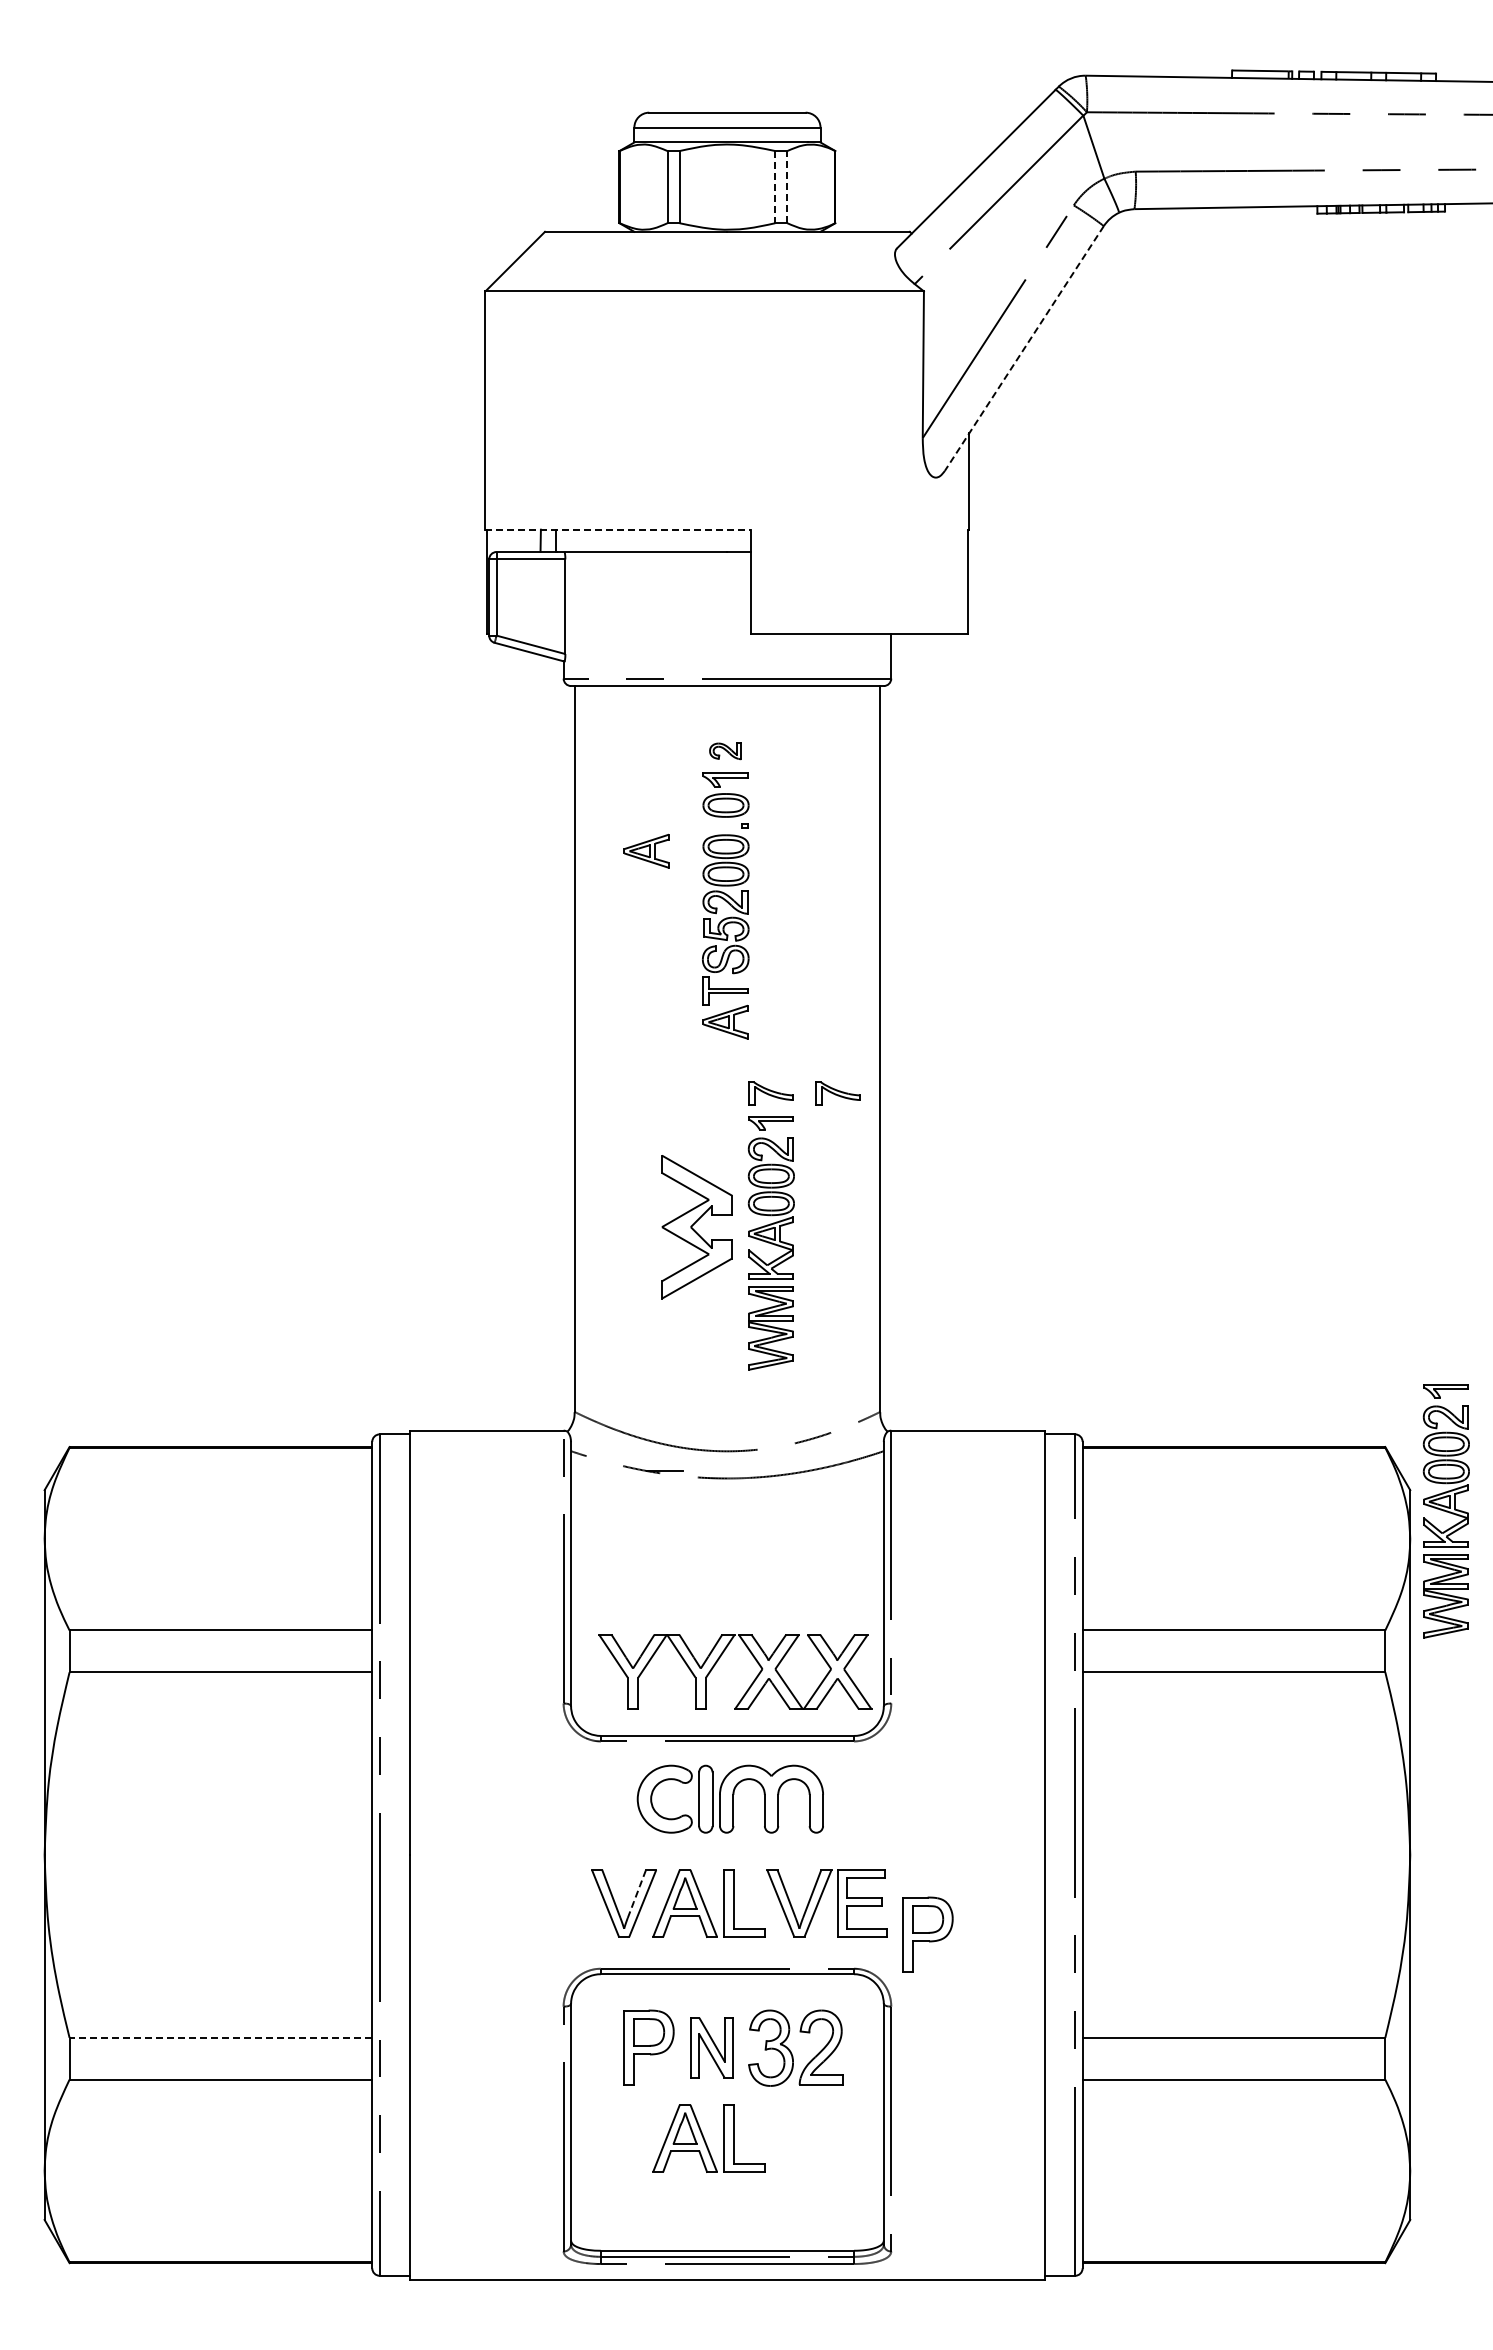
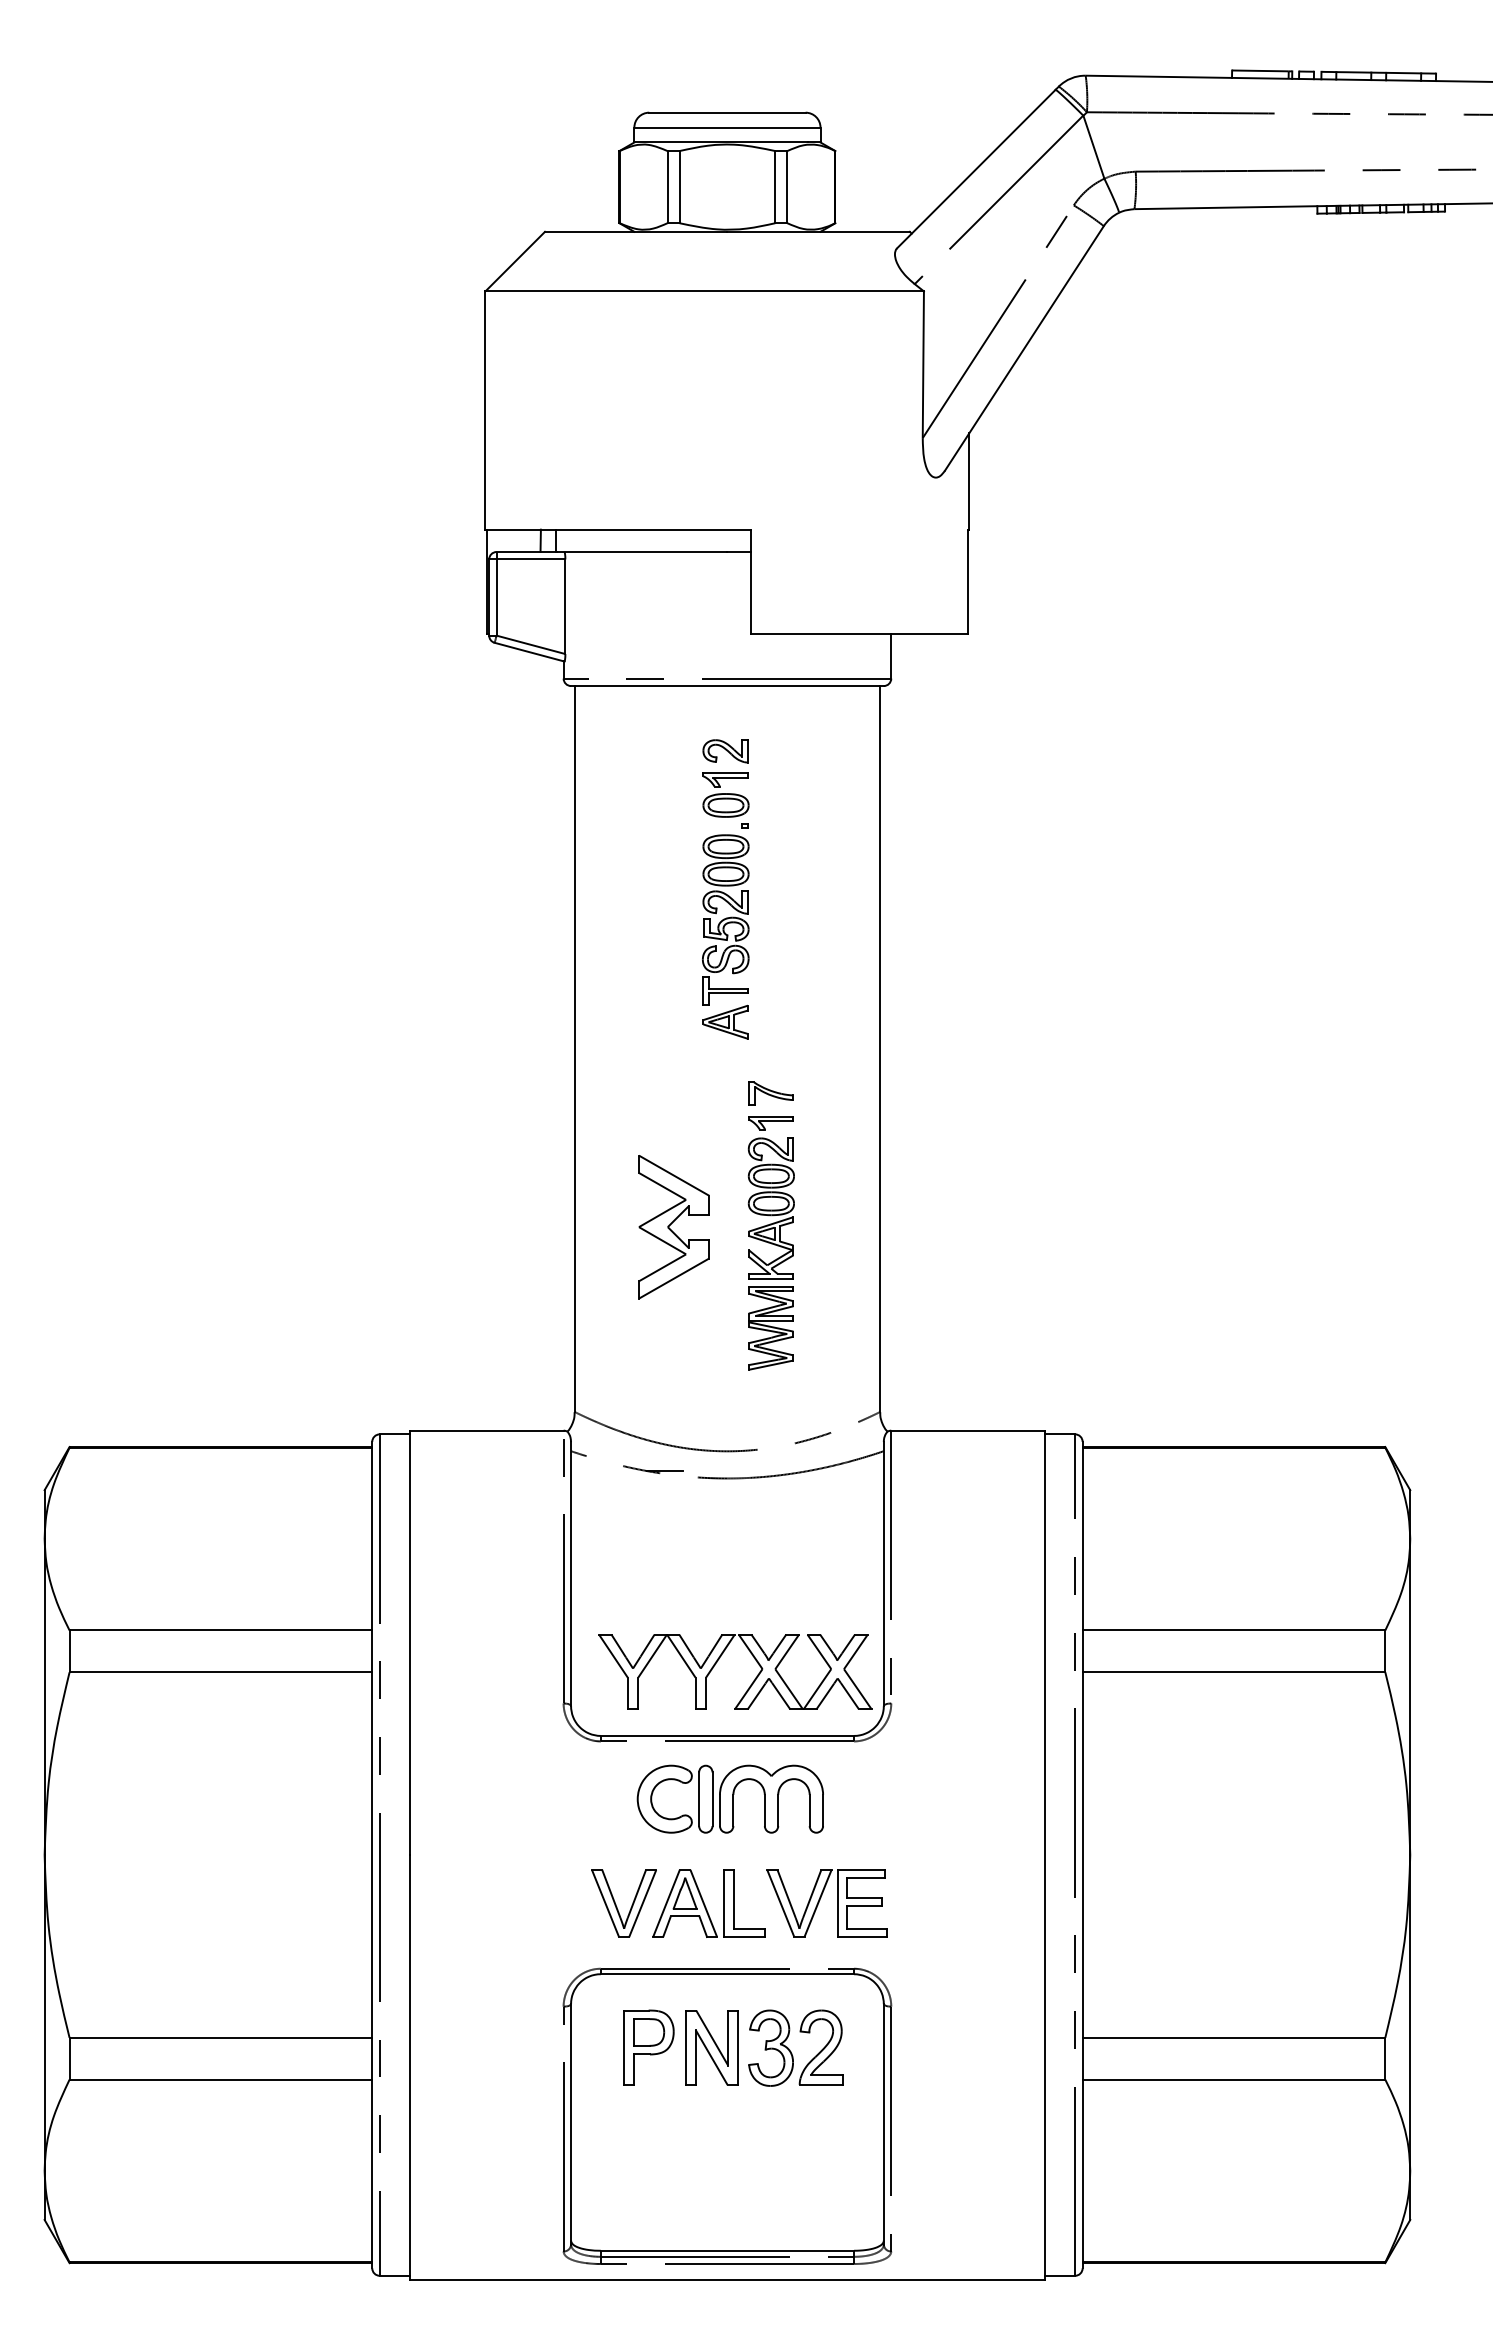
line: dashed -> solid (787, 186)
line: dashed -> solid (775, 187)
line: dashed -> solid (1024, 348)
line: dashed -> solid (618, 529)
part size: 33x19 px -> 47x25 px (725, 751)
part: present -> none (646, 850)
part: present -> none (837, 1093)
part position: (696, 1227) -> (673, 1227) (673, 1227)
part: present -> none (1445, 1511)
line: dashed -> solid (636, 1894)
part: present -> none (927, 1934)
line: dashed -> solid (220, 2037)
part size: 44x62 px -> 54x76 px (711, 2047)
part: present -> none (708, 2138)
